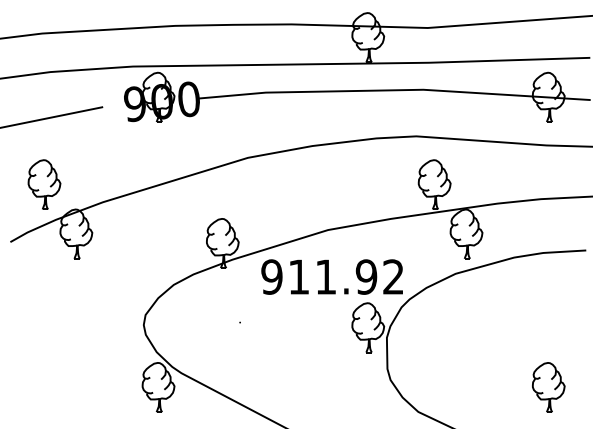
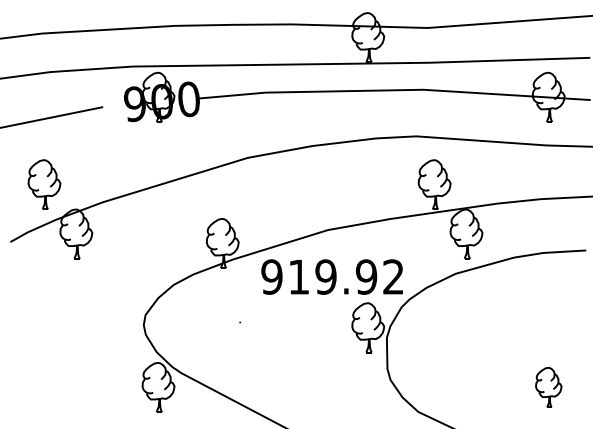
text: 911.92 -> 919.92 (325, 276)
part size: 34x51 px -> 28x41 px (548, 387)
